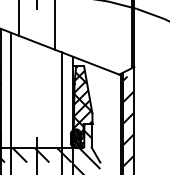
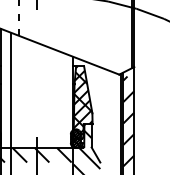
line: solid -> dashed (18, 18)
line: present -> none (54, 25)
line: present -> none (62, 111)
